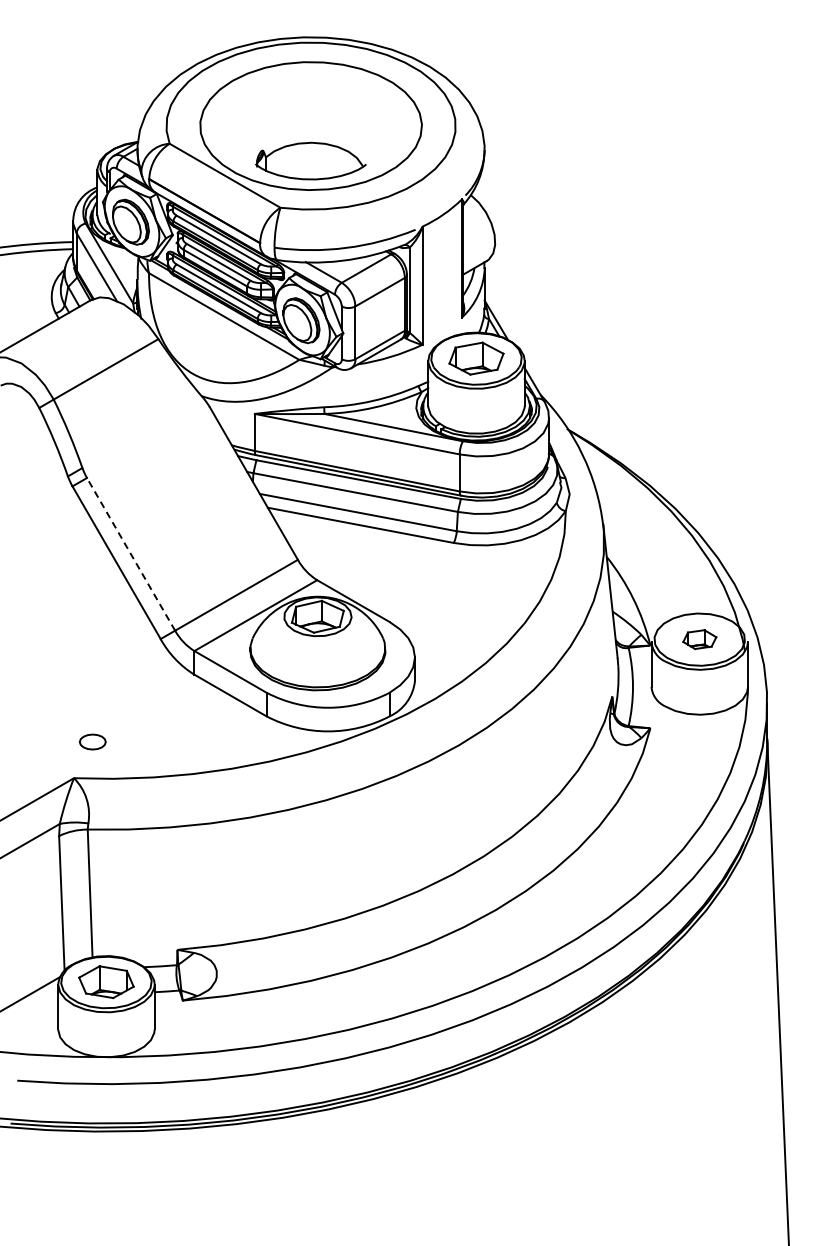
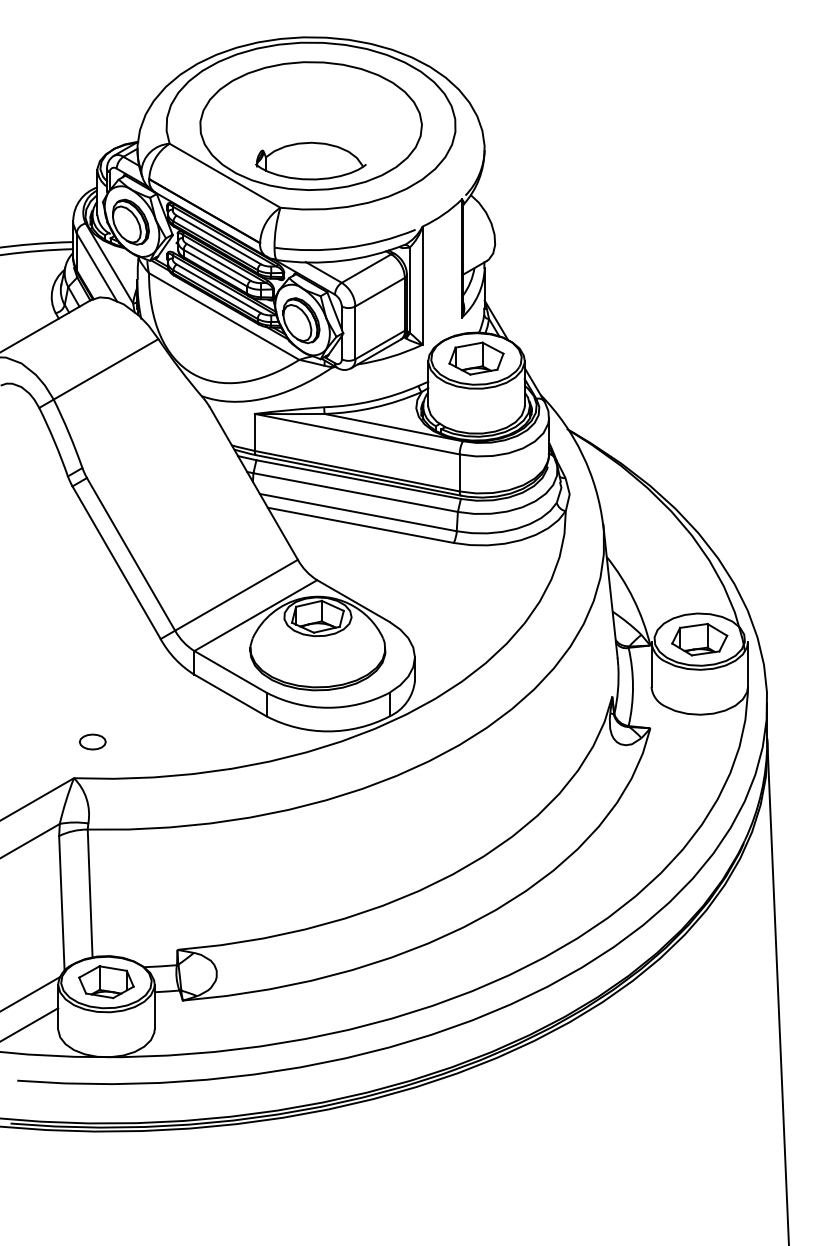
line: dashed -> solid (130, 553)
part size: 36x22 px -> 58x35 px (699, 639)
line: none -> present (30, 1024)
